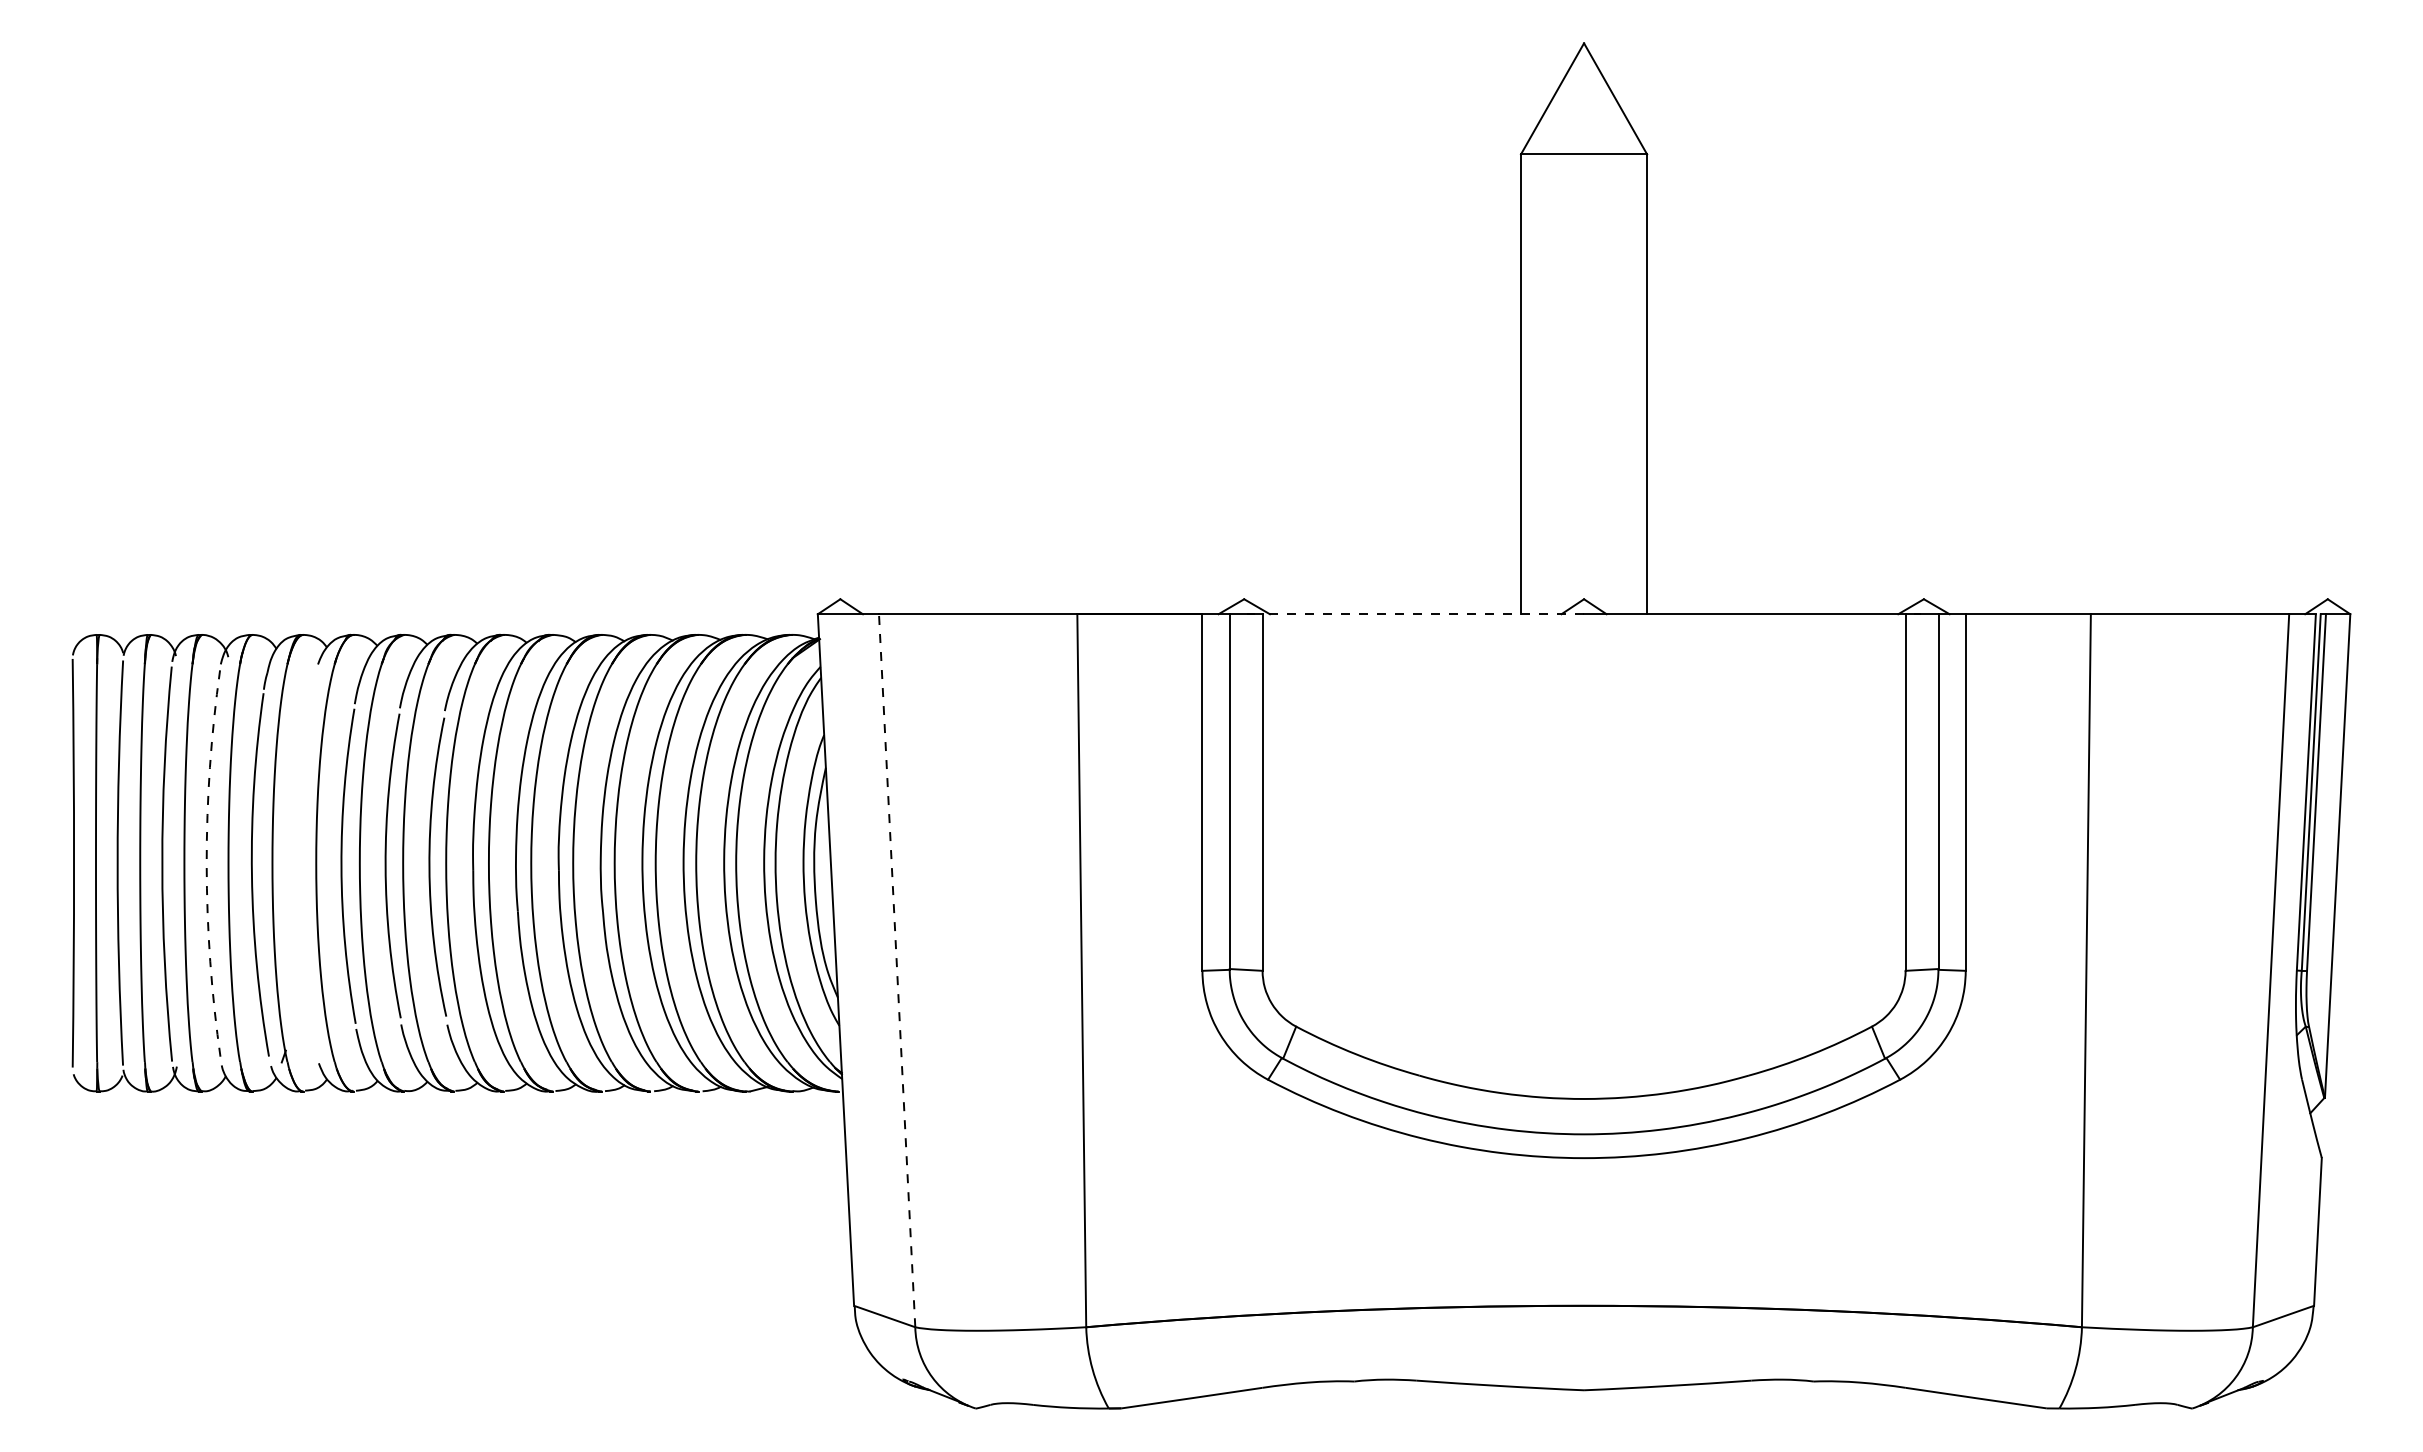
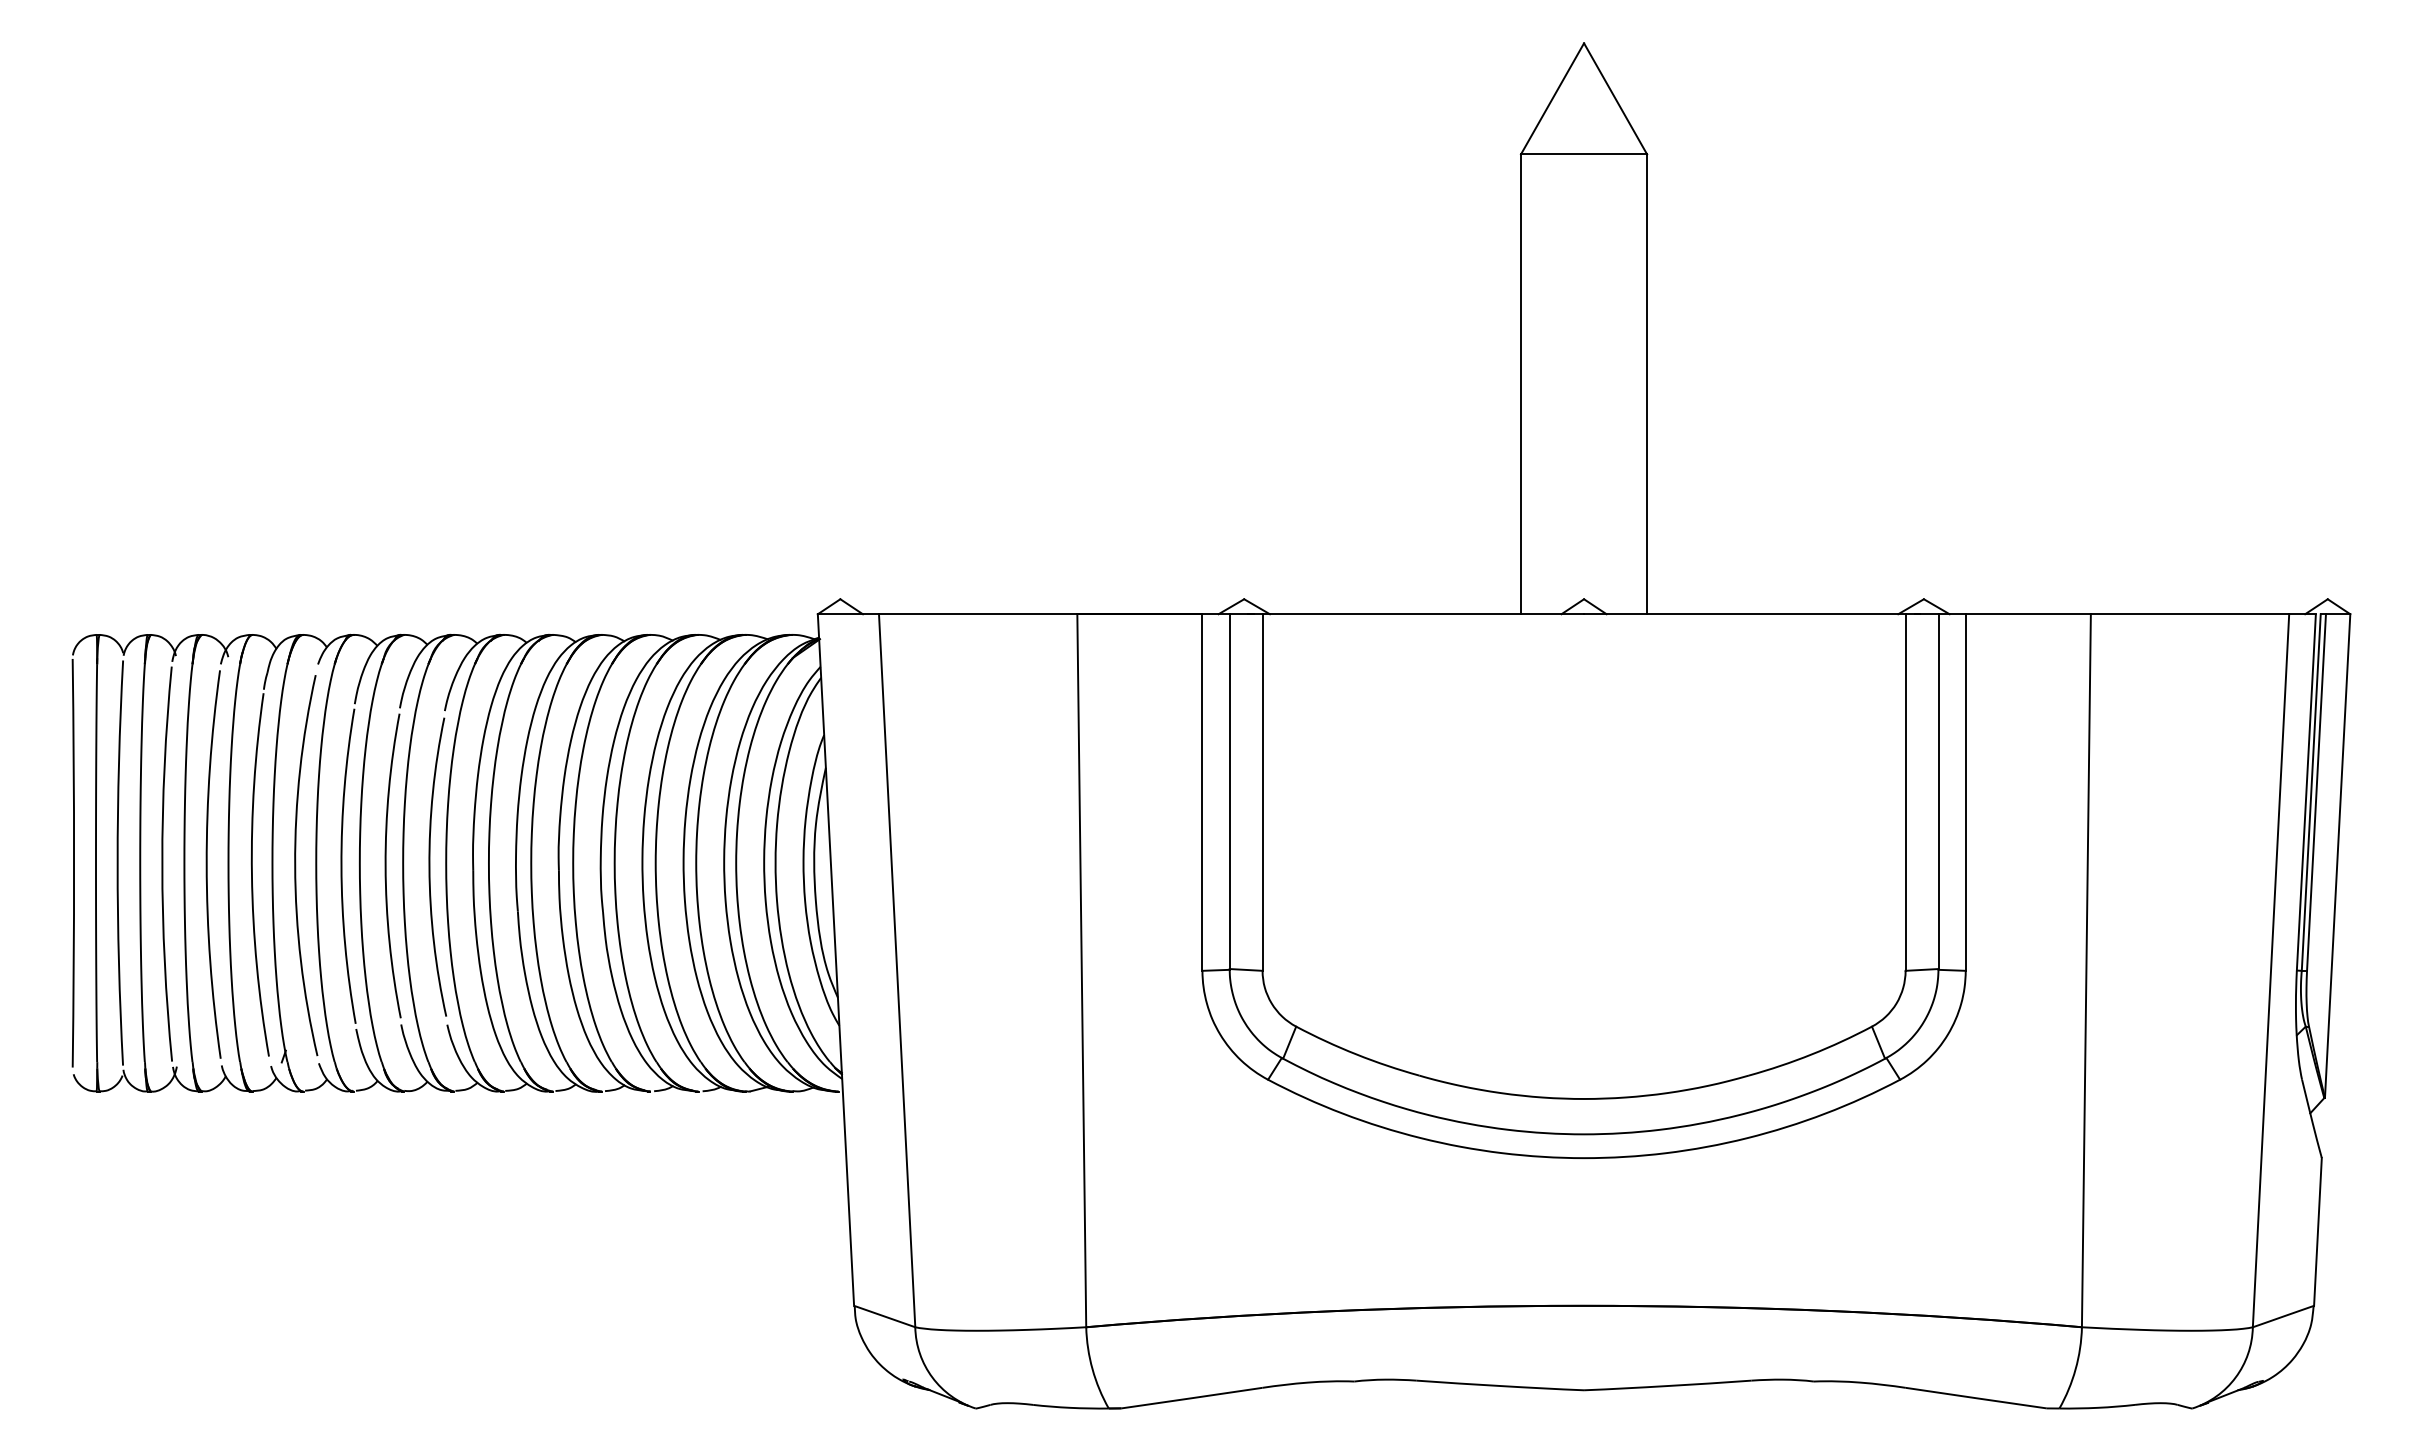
line: dashed -> solid (1423, 614)
arc: dashed -> solid (206, 864)
arc: none -> present (296, 865)
line: dashed -> solid (897, 970)
